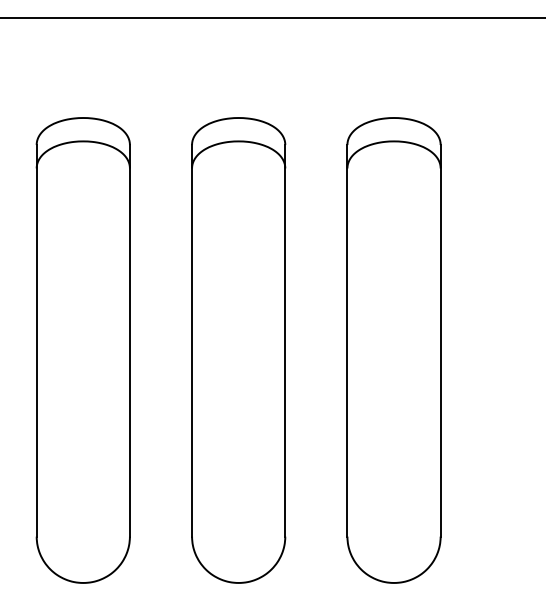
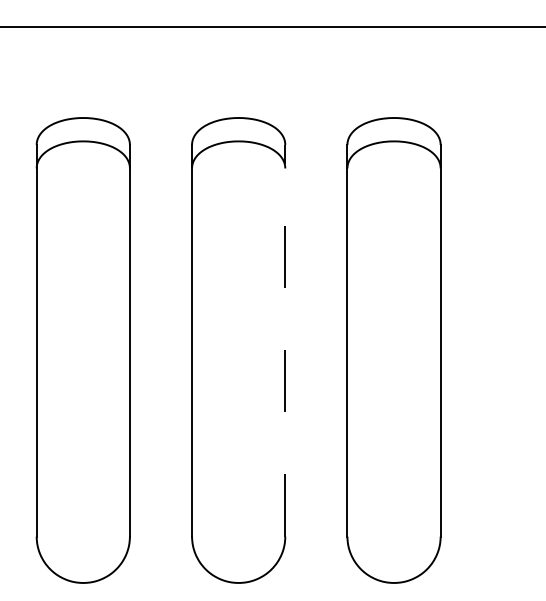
line position: (272, 18) -> (272, 27) (272, 27)
line: solid -> dashed (285, 340)
